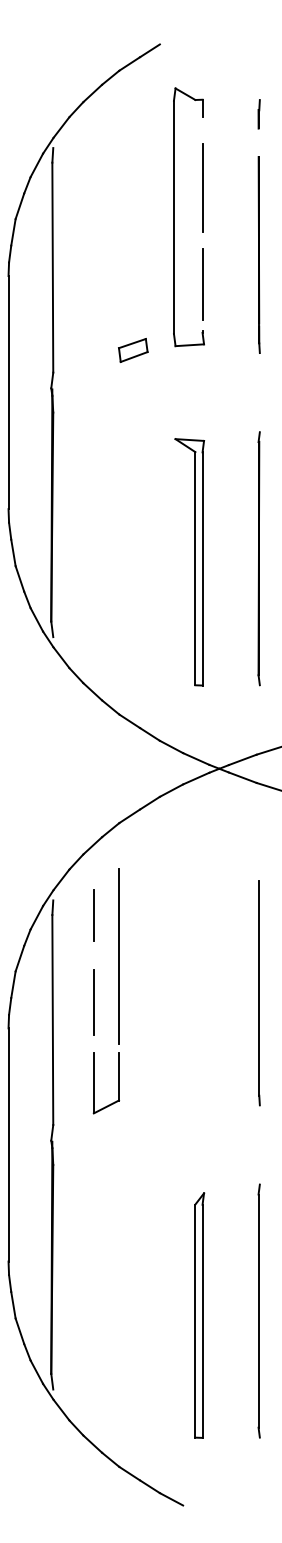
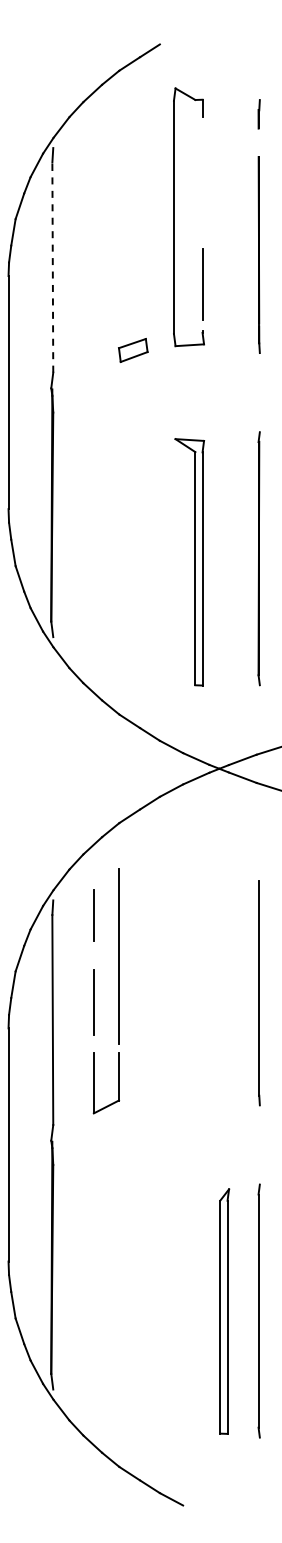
line: present -> none (202, 187)
line: solid -> dashed (52, 267)
part position: (199, 1315) -> (224, 1311) (224, 1311)
